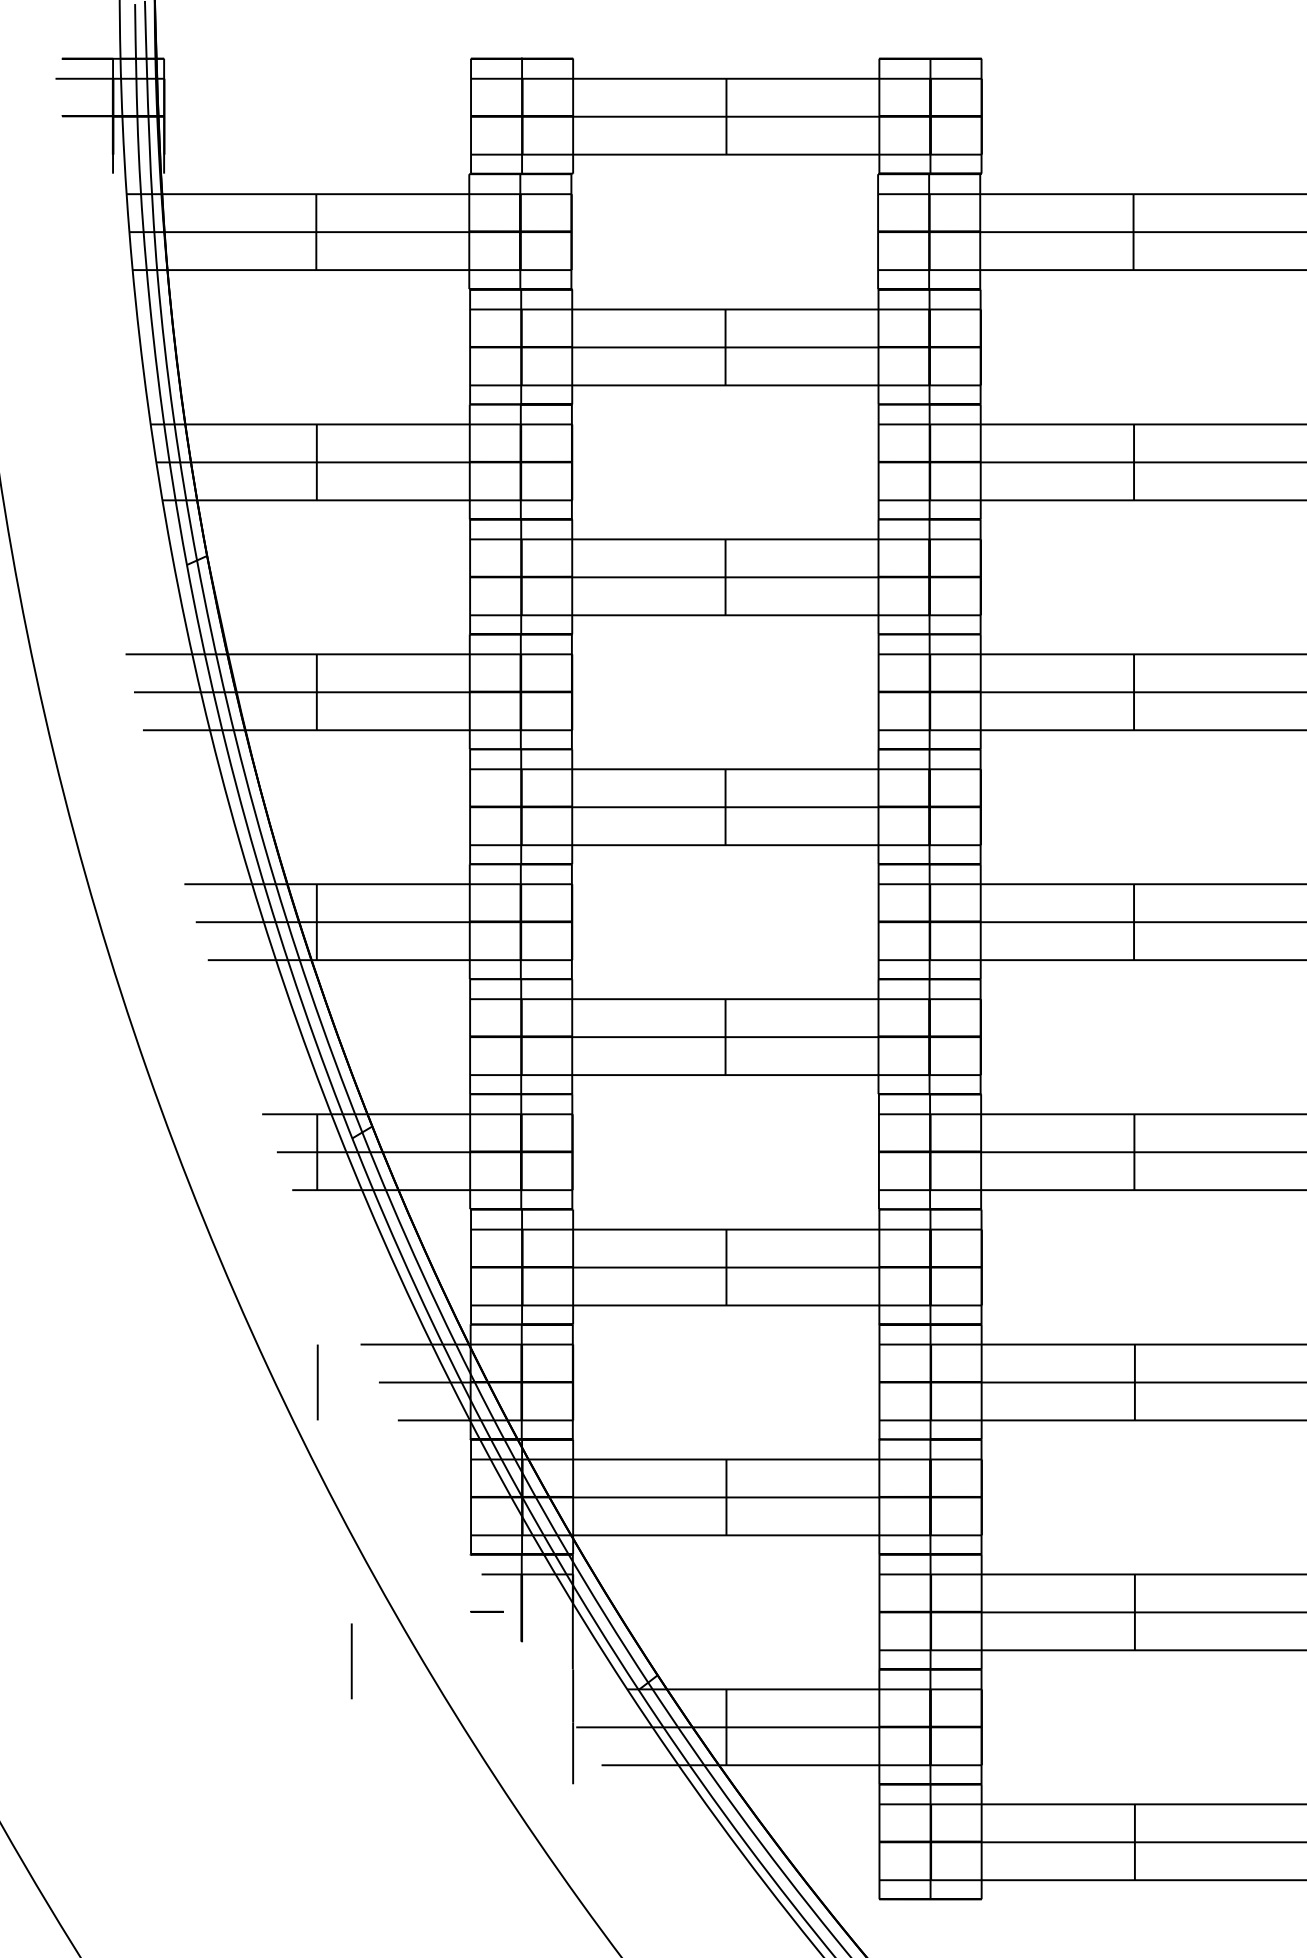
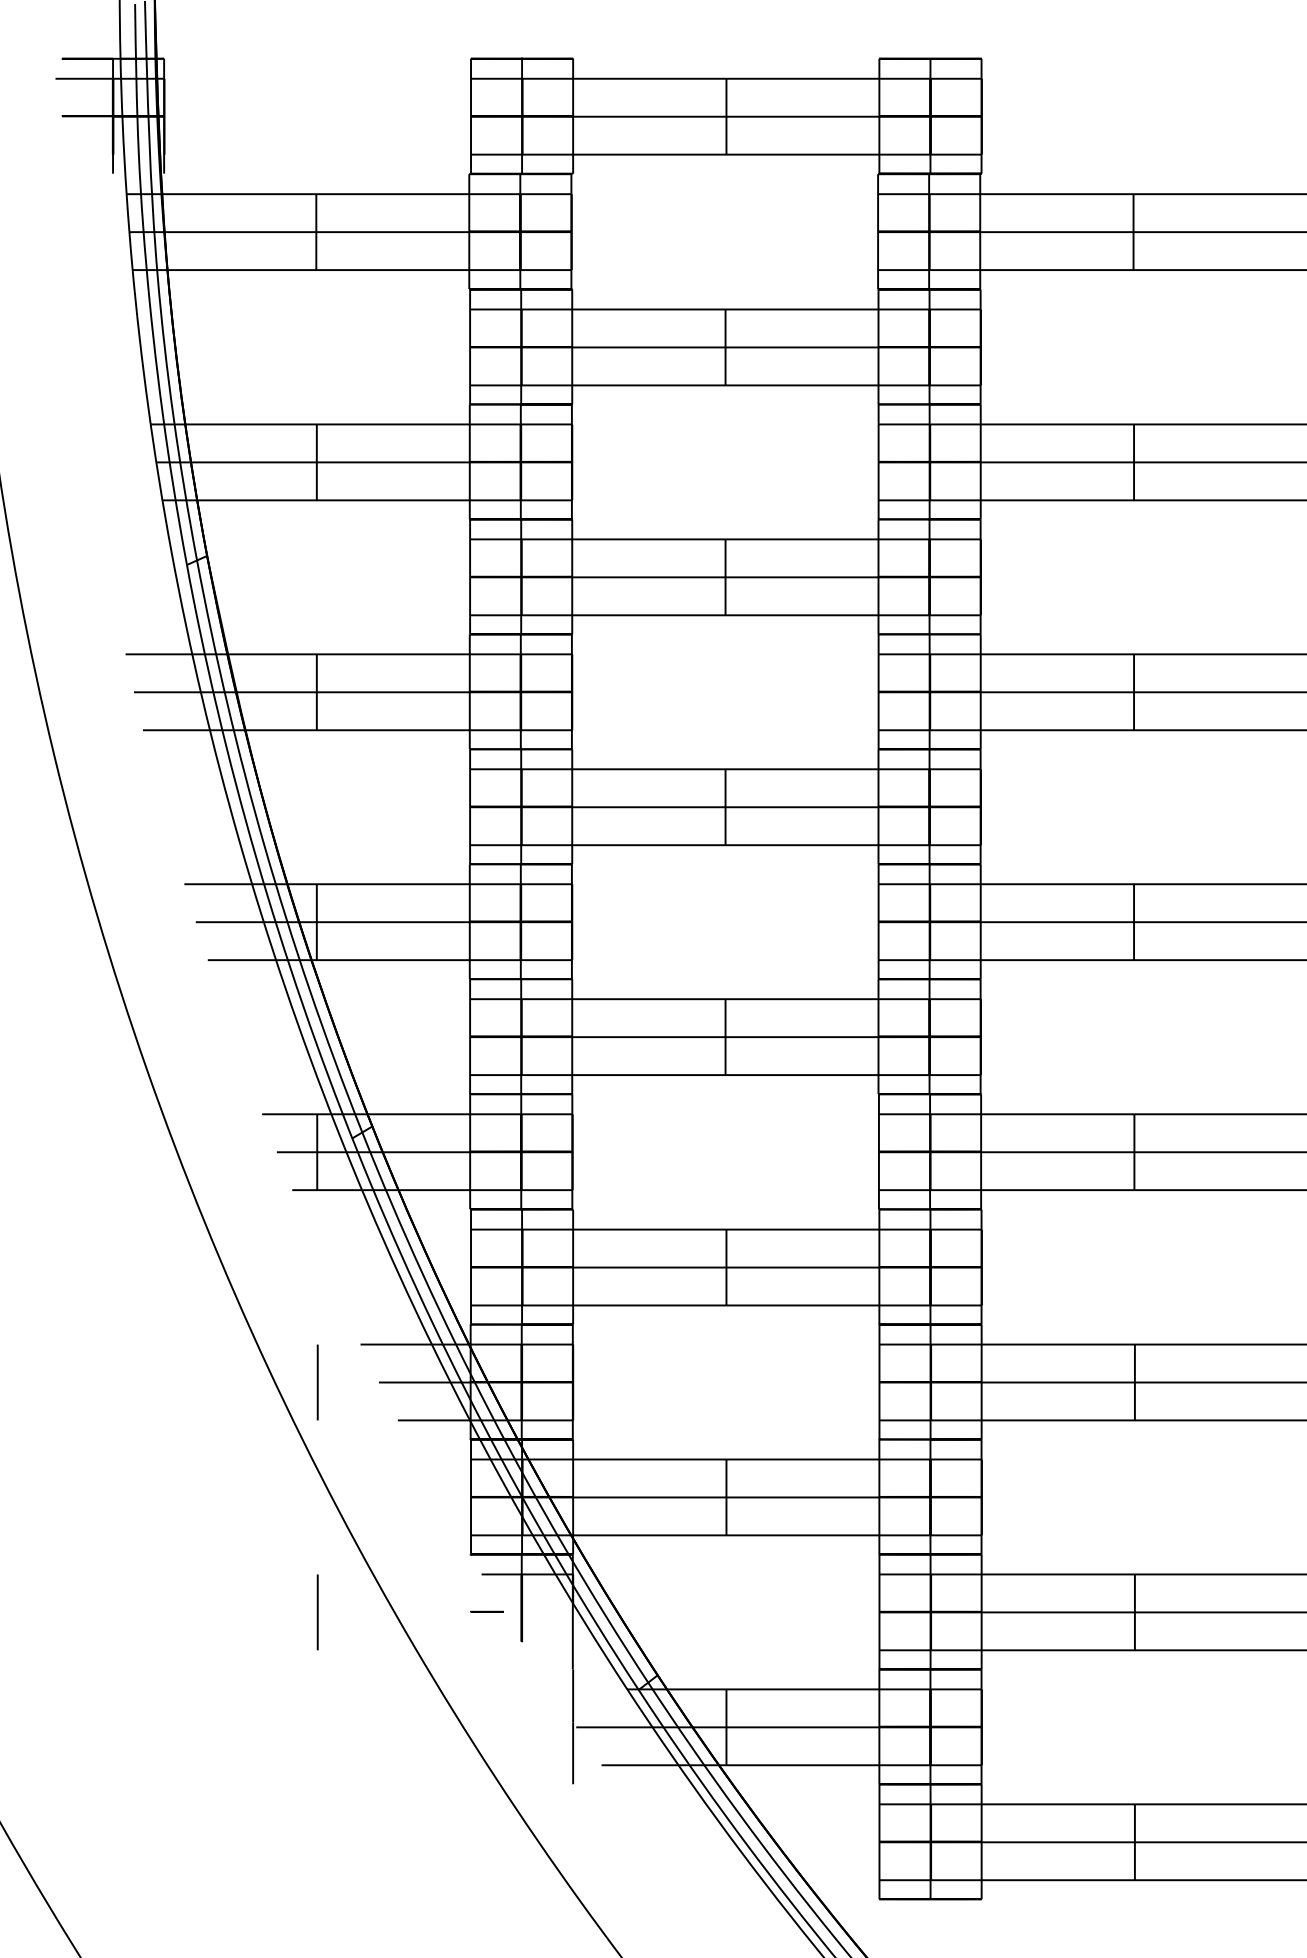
line position: (351, 1661) -> (317, 1612) (317, 1612)
